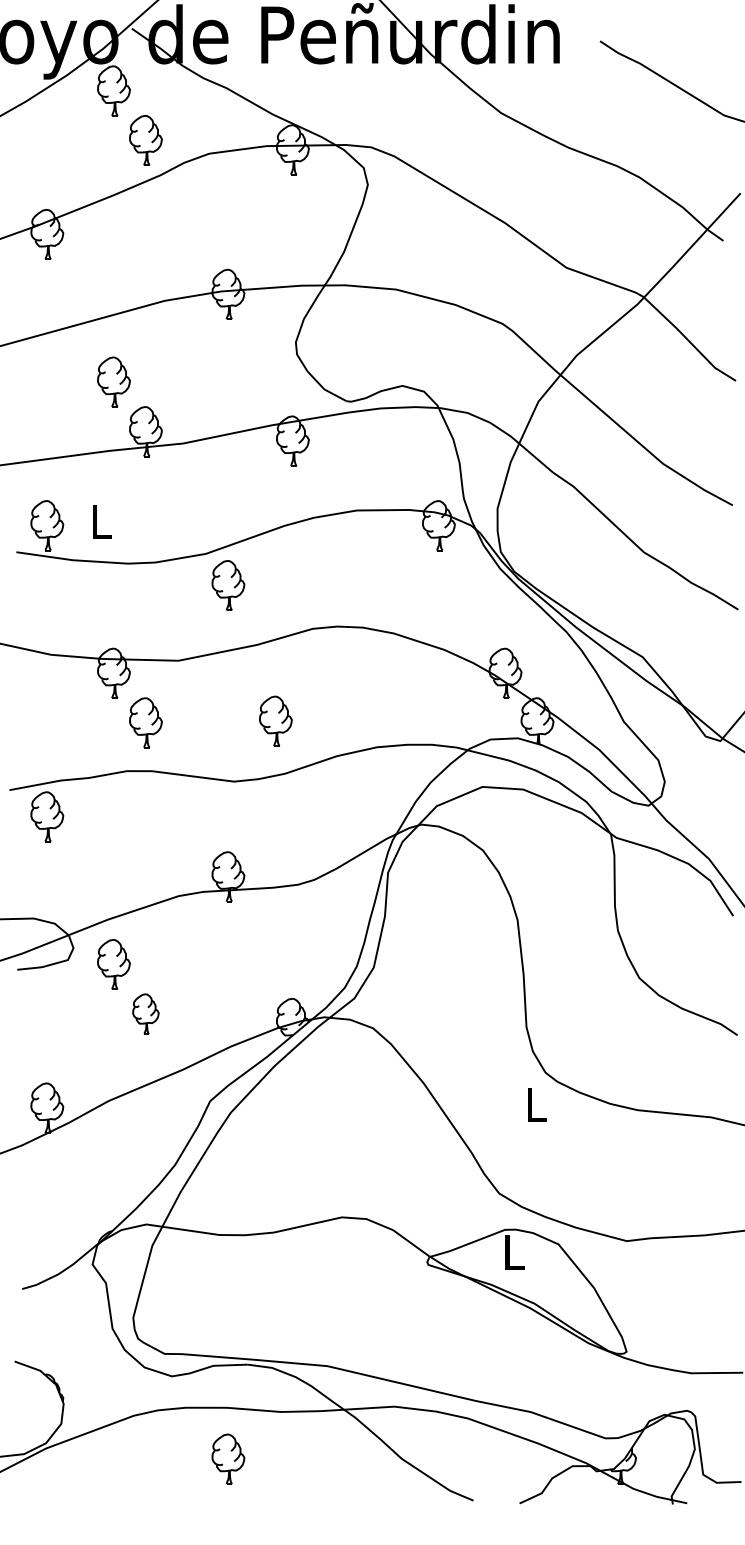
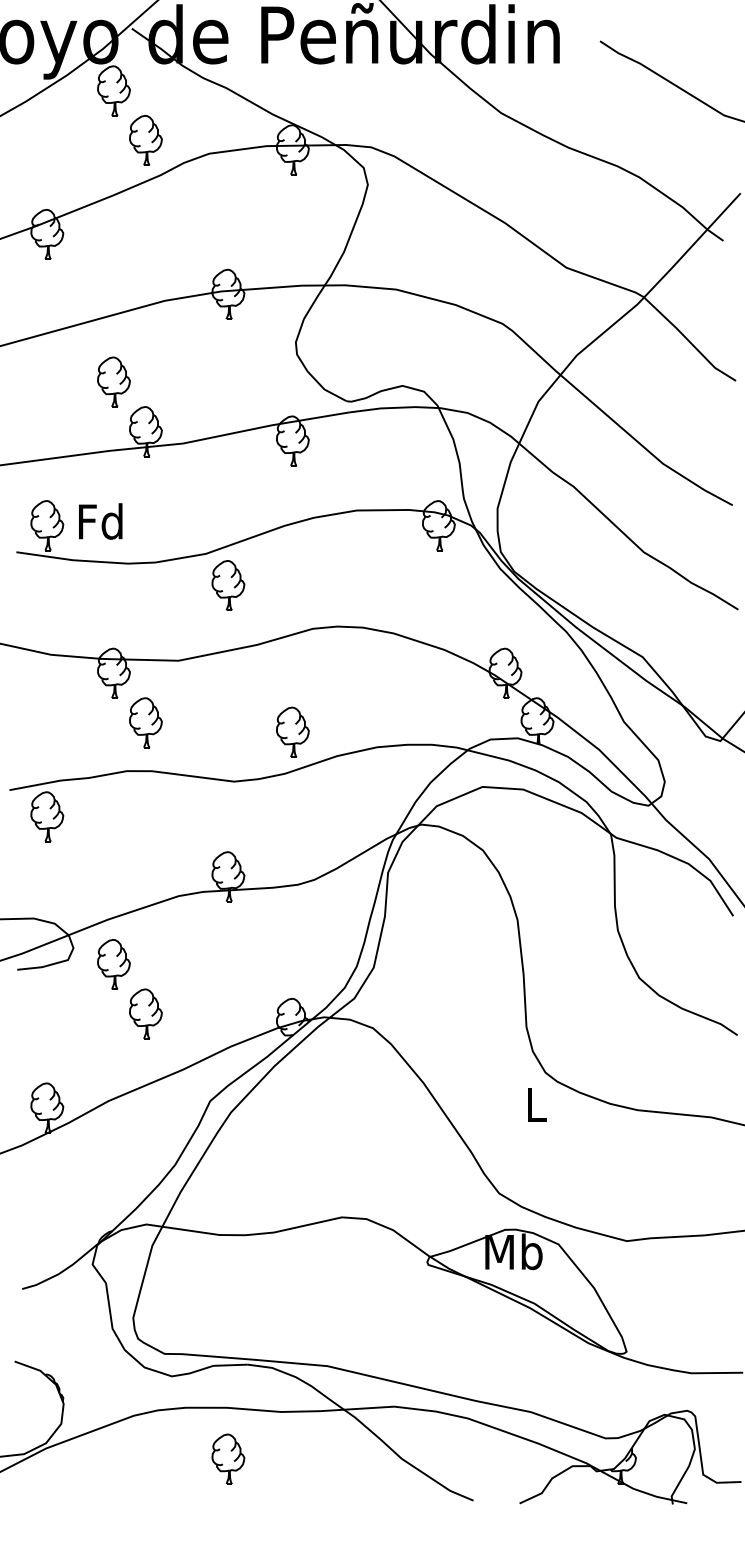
text: L -> Fd (100, 521)
part position: (275, 720) -> (292, 731) (292, 731)
part size: 28x42 px -> 34x52 px (145, 1013)
text: L -> Mb (513, 1251)
